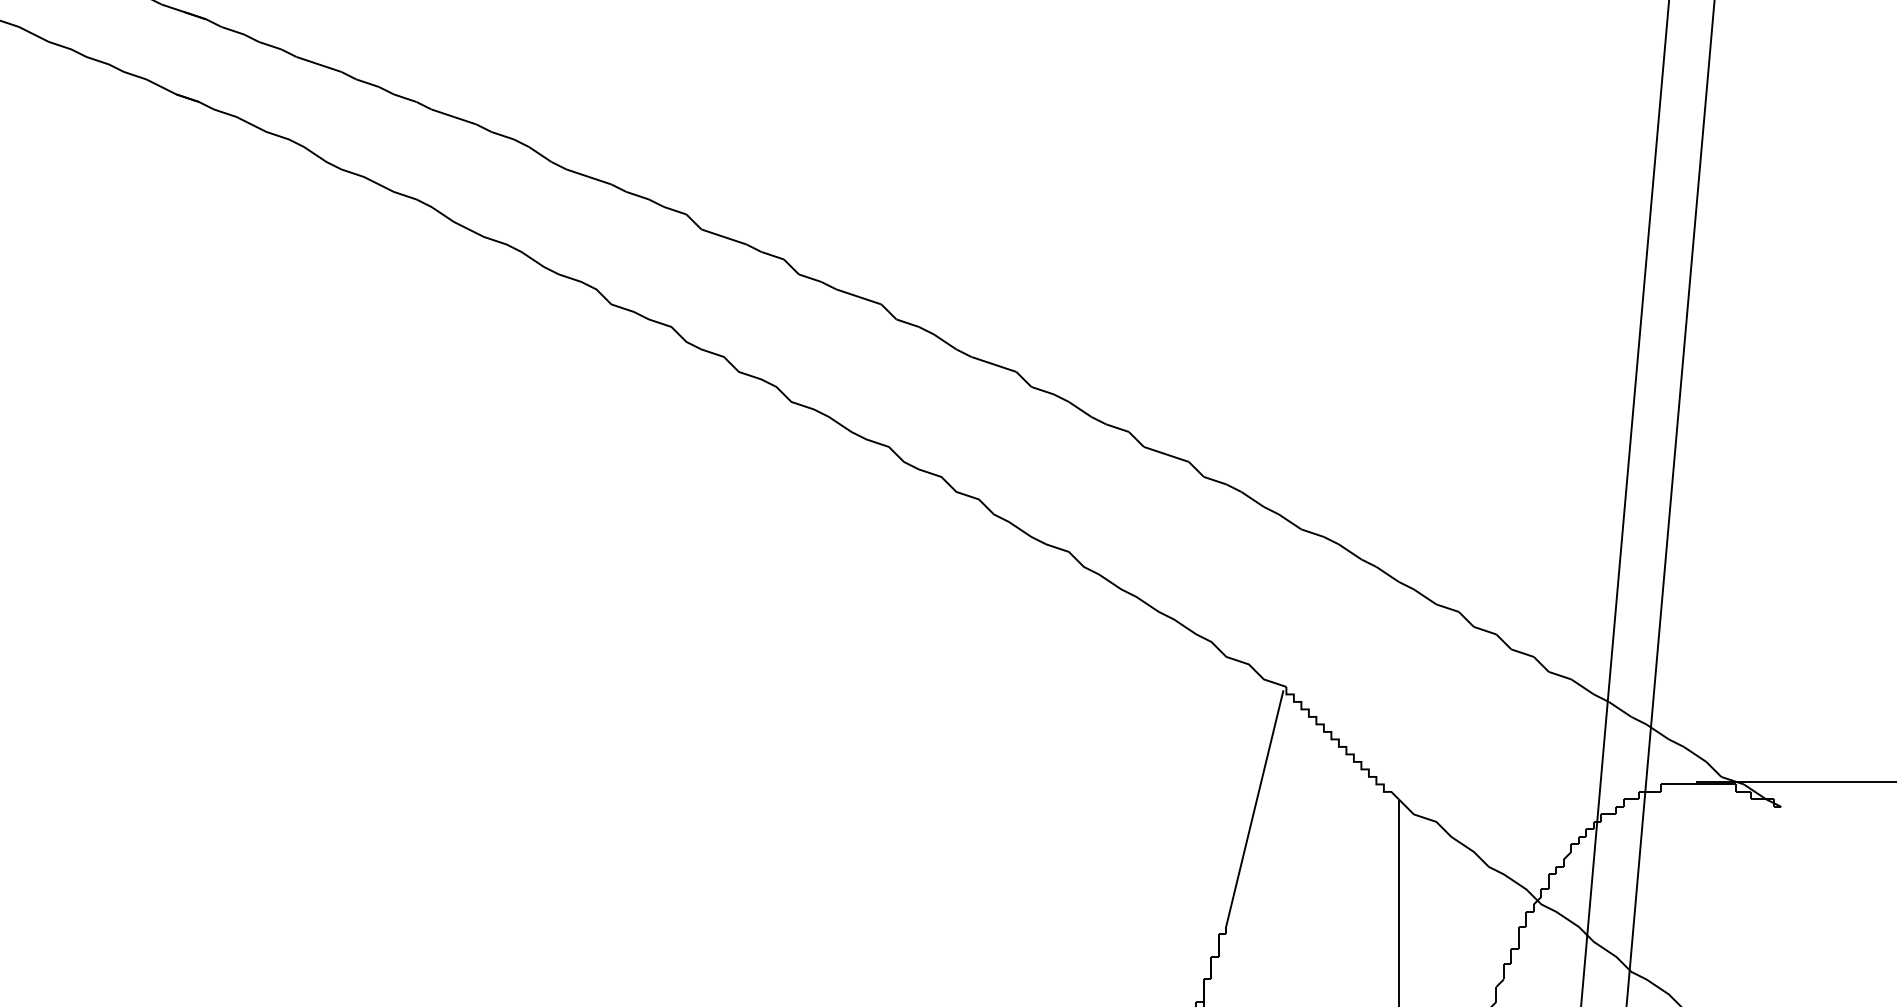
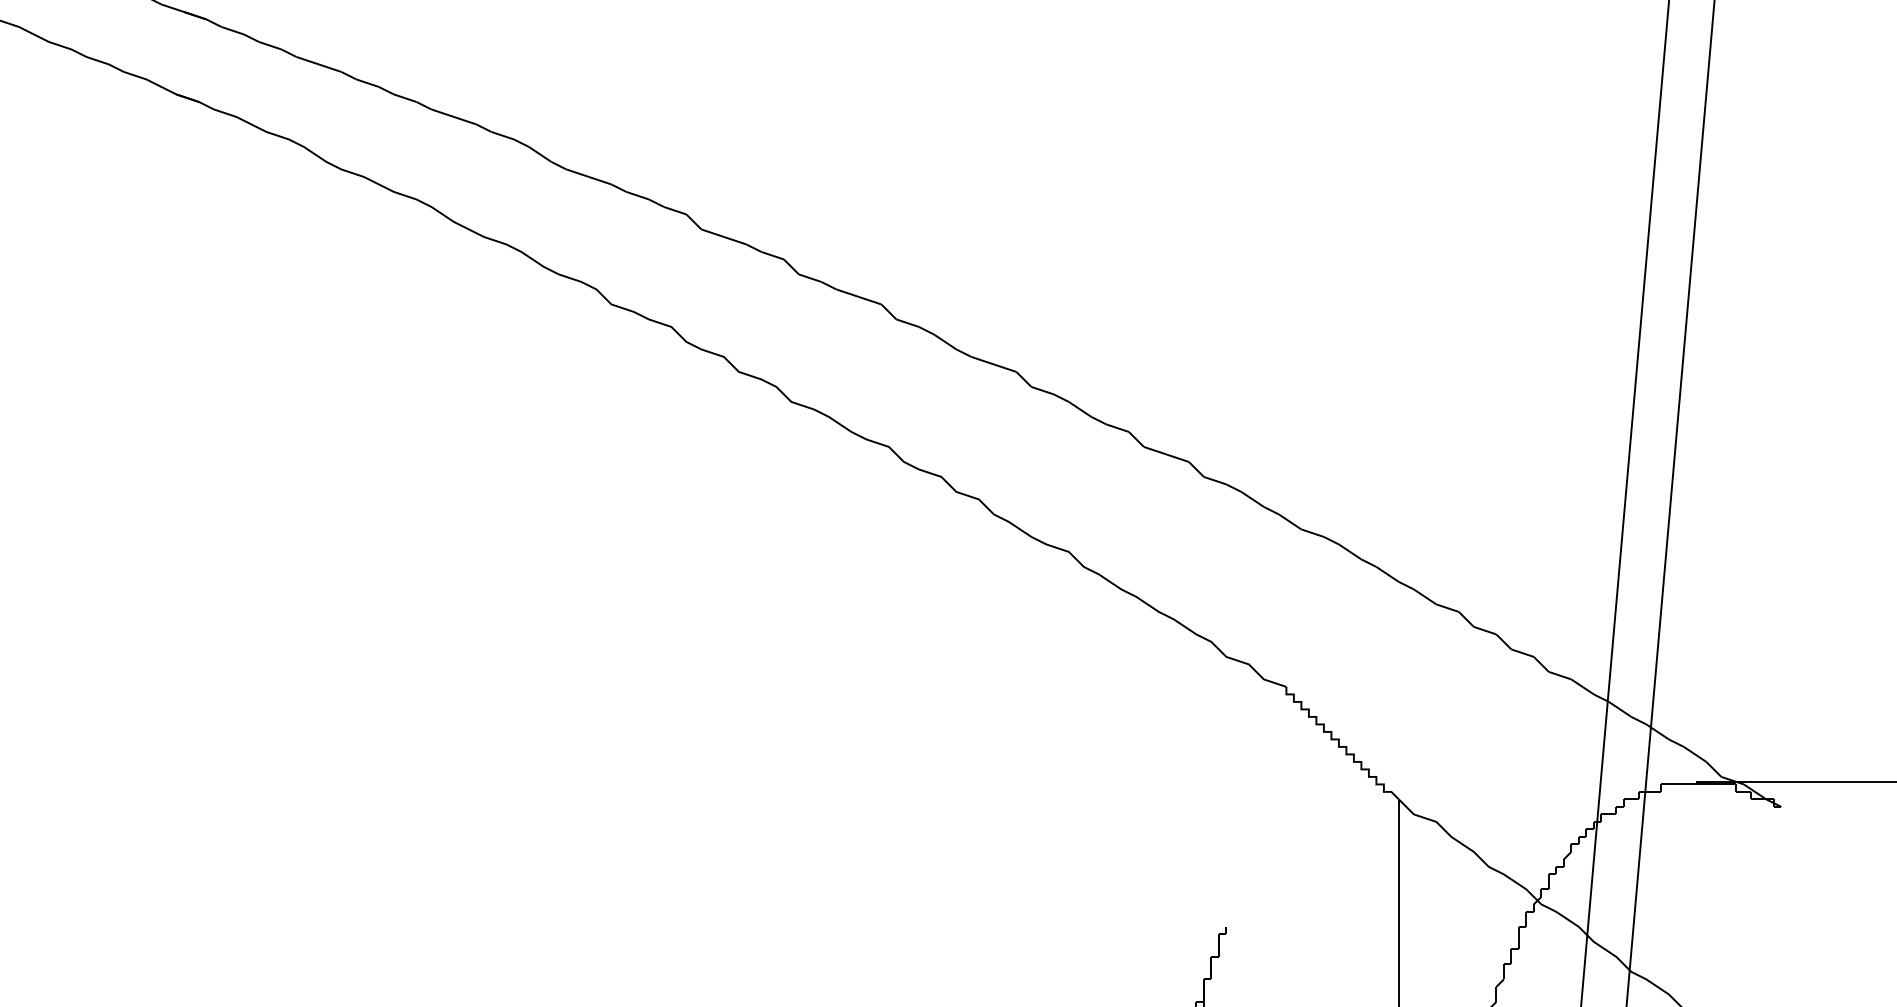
line: present -> none (1254, 809)
